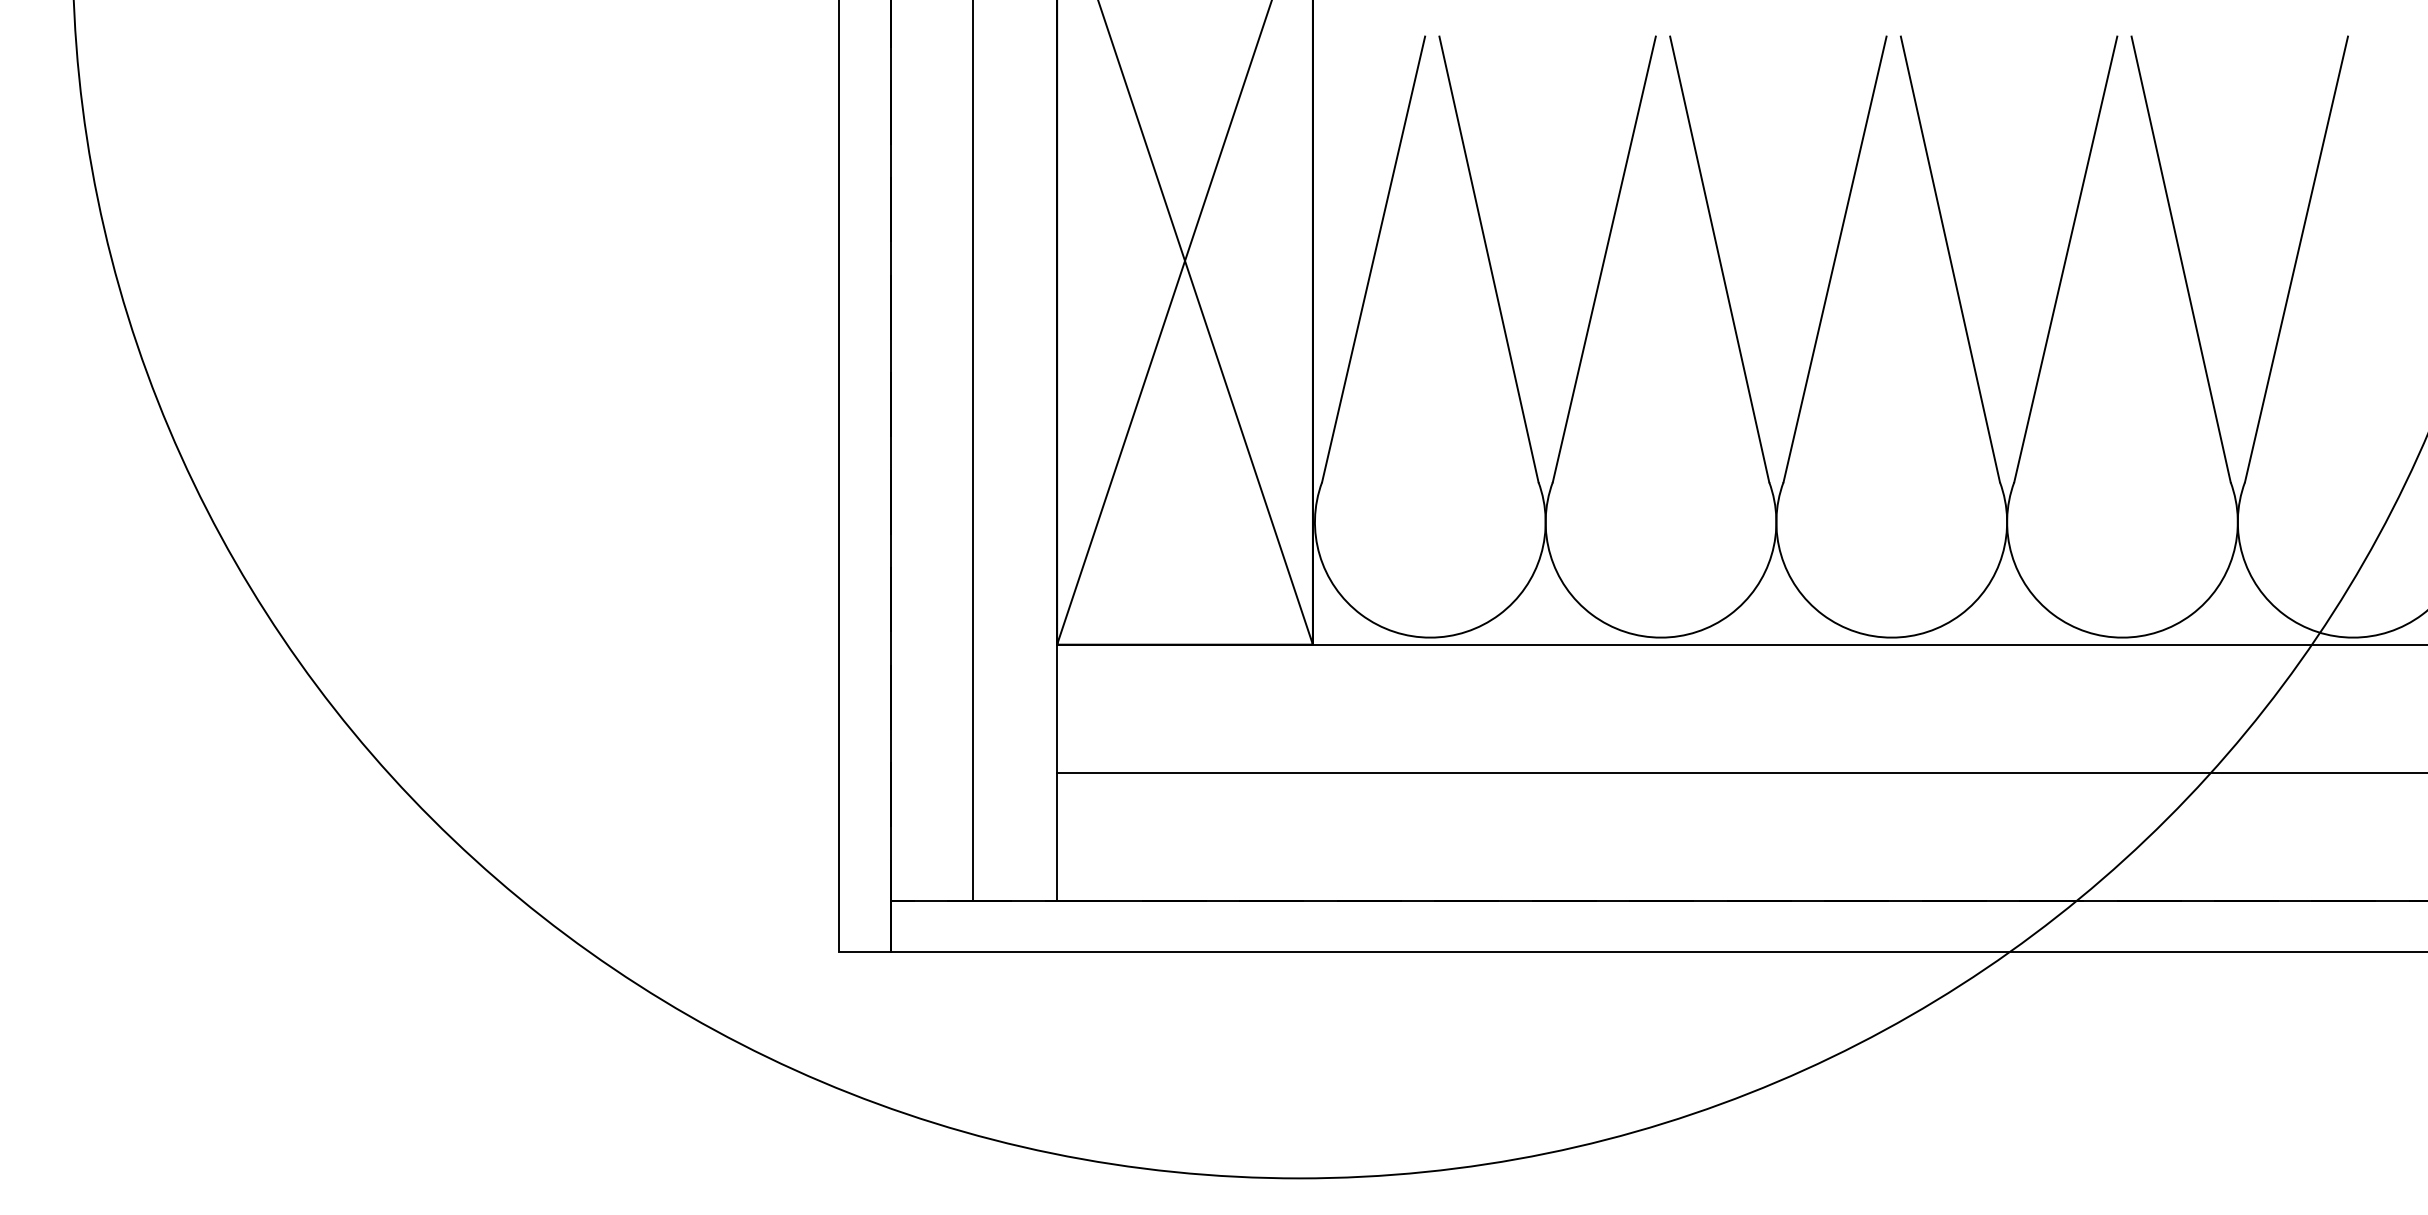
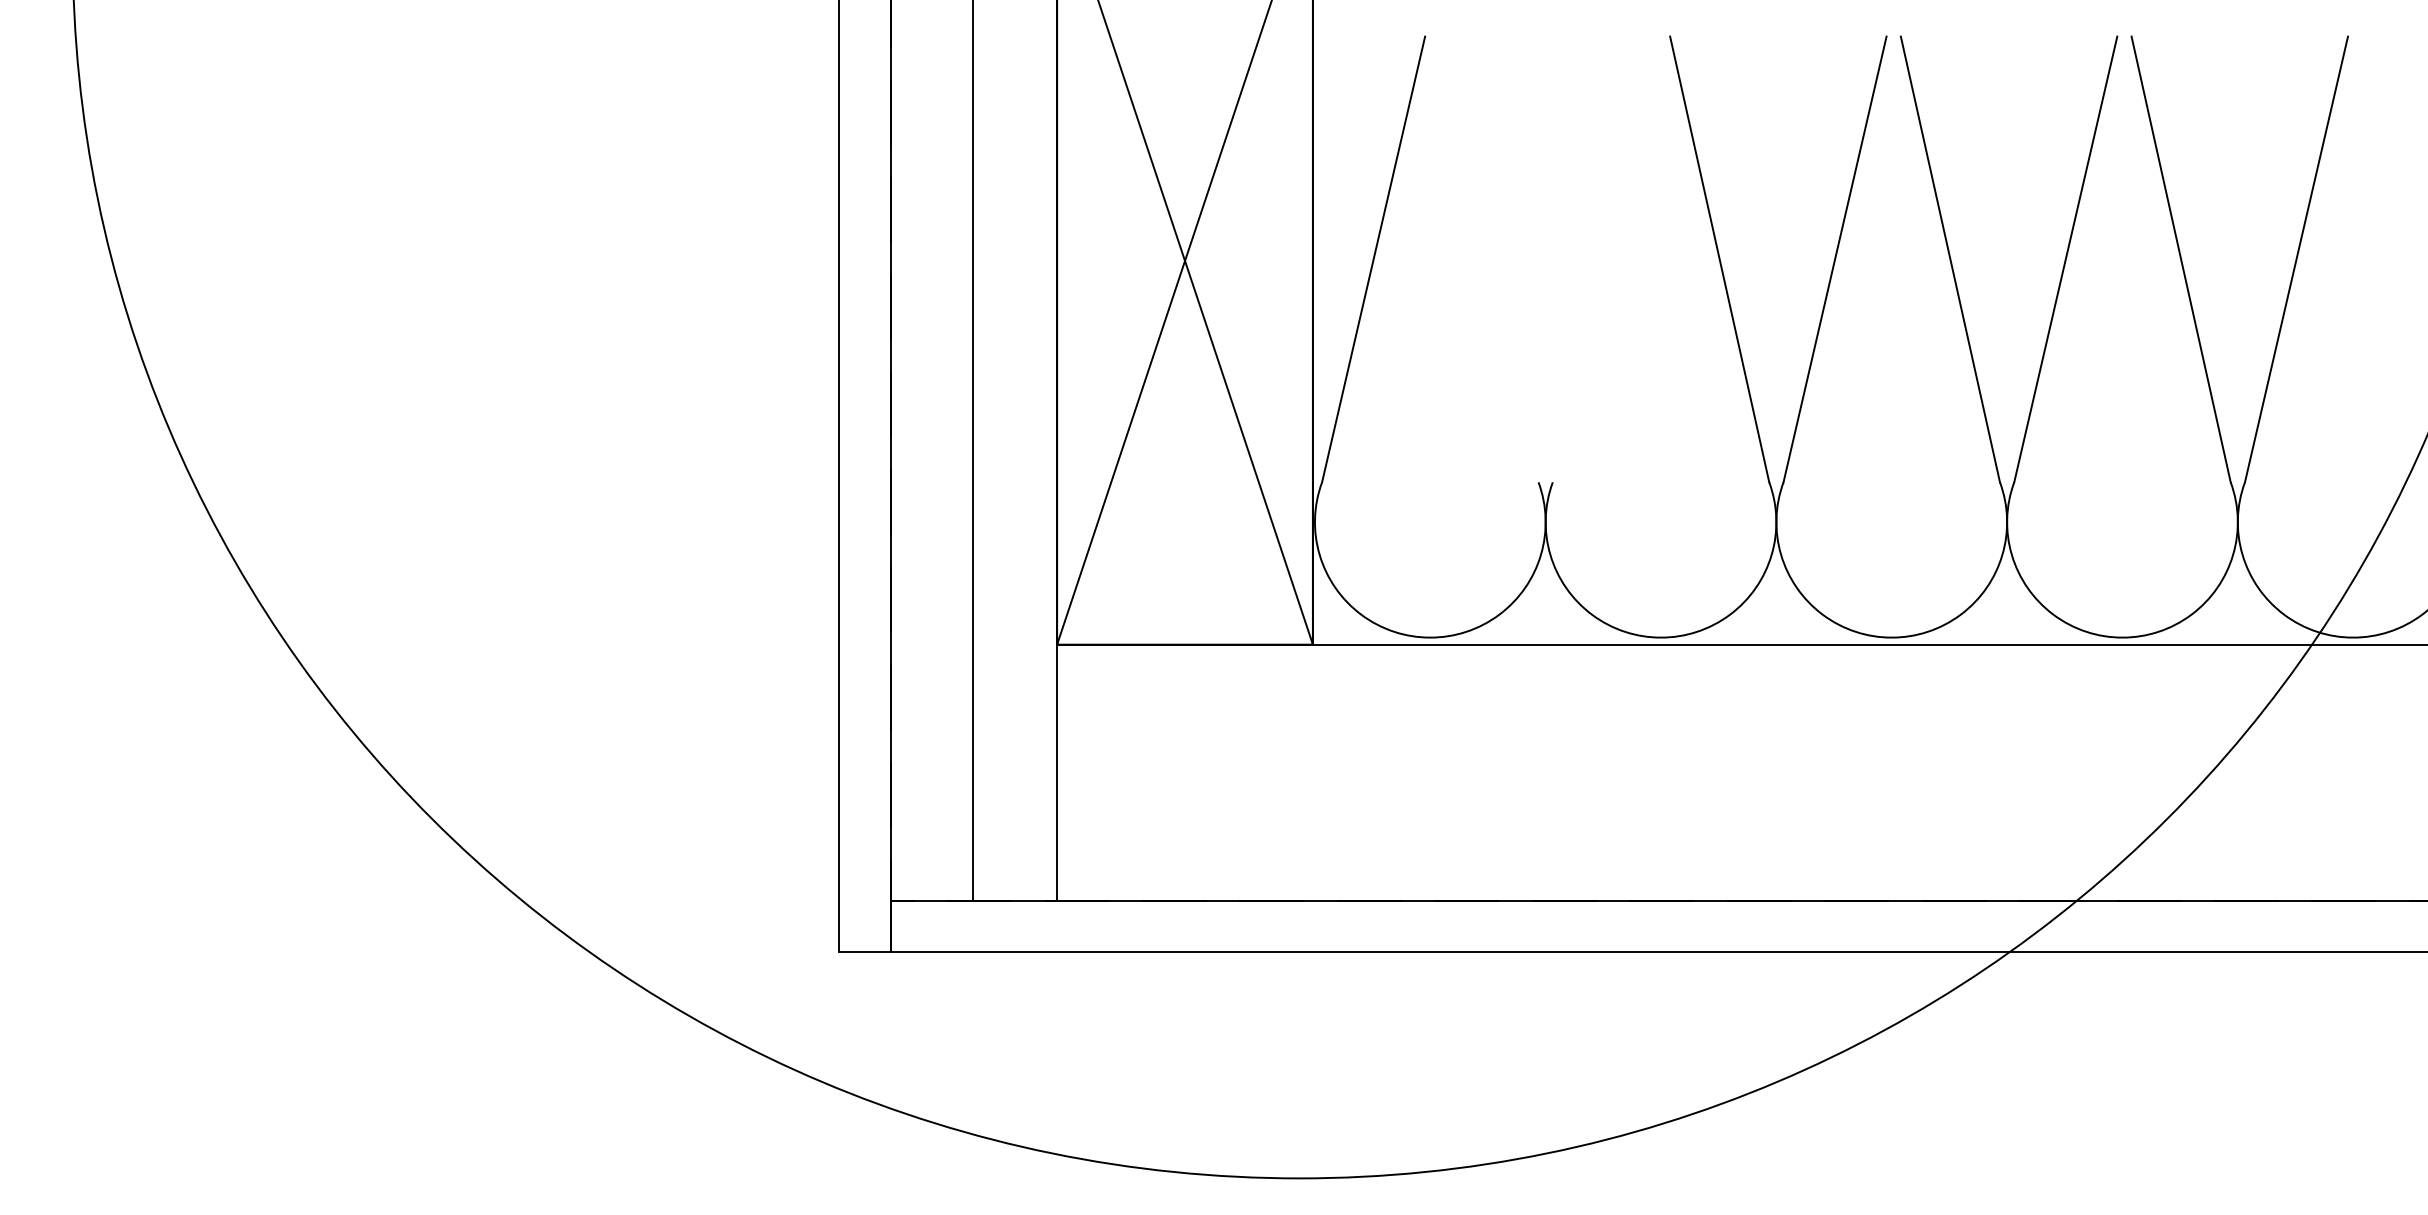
line: present -> none (1488, 259)
line: present -> none (1603, 259)
line: present -> none (1740, 772)
